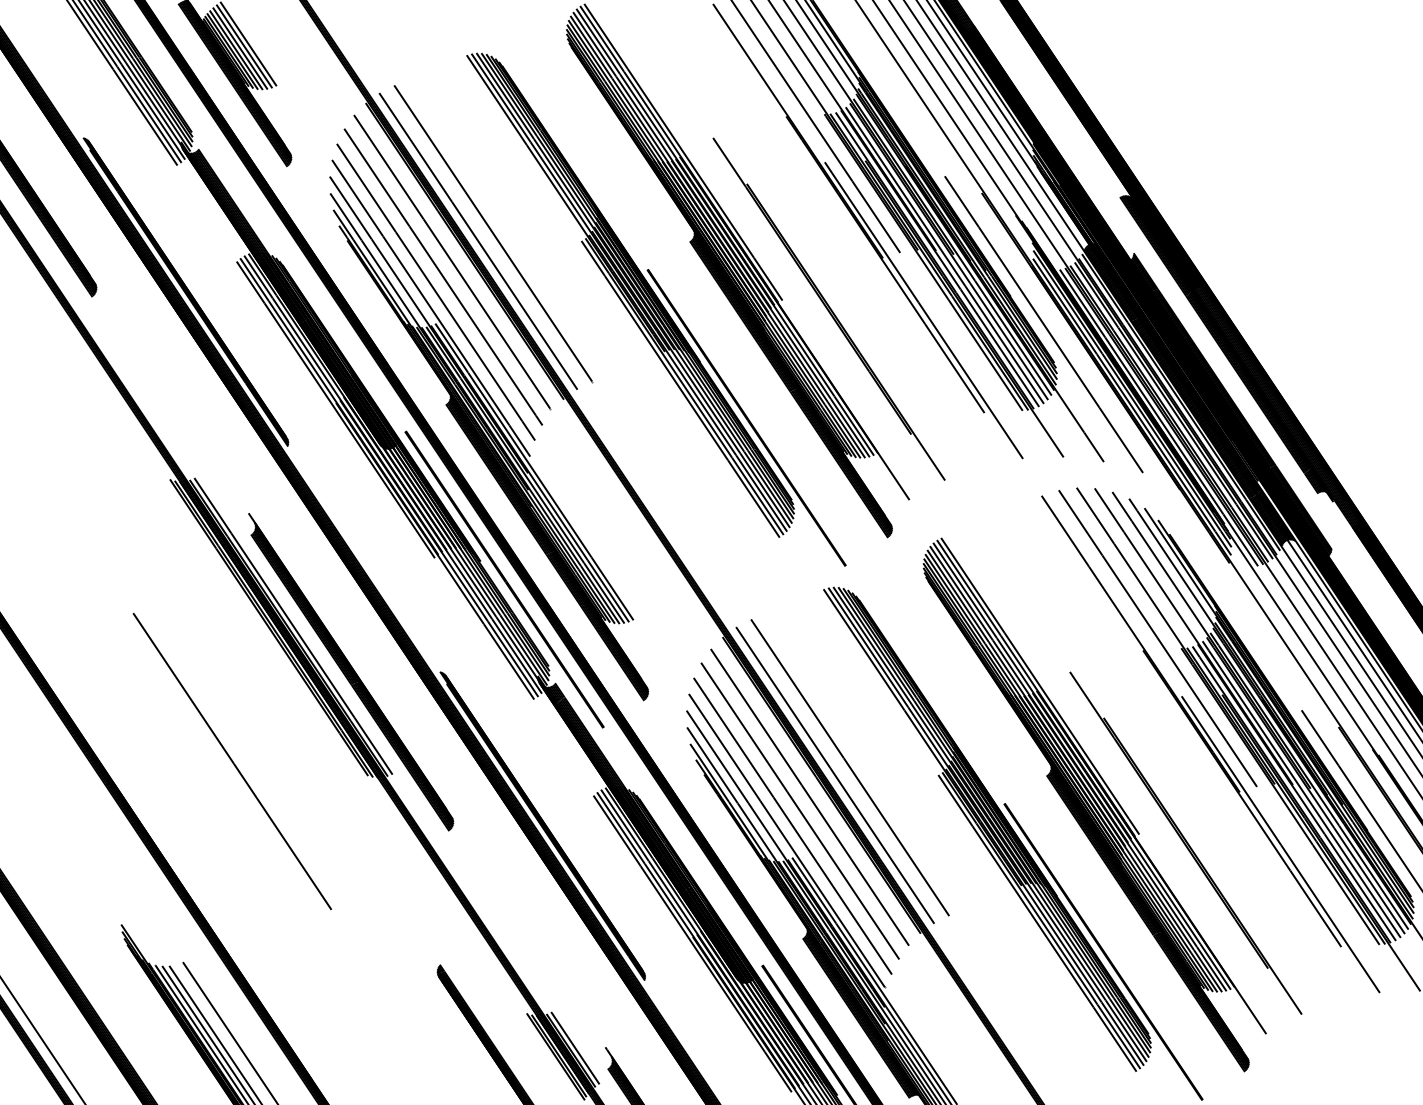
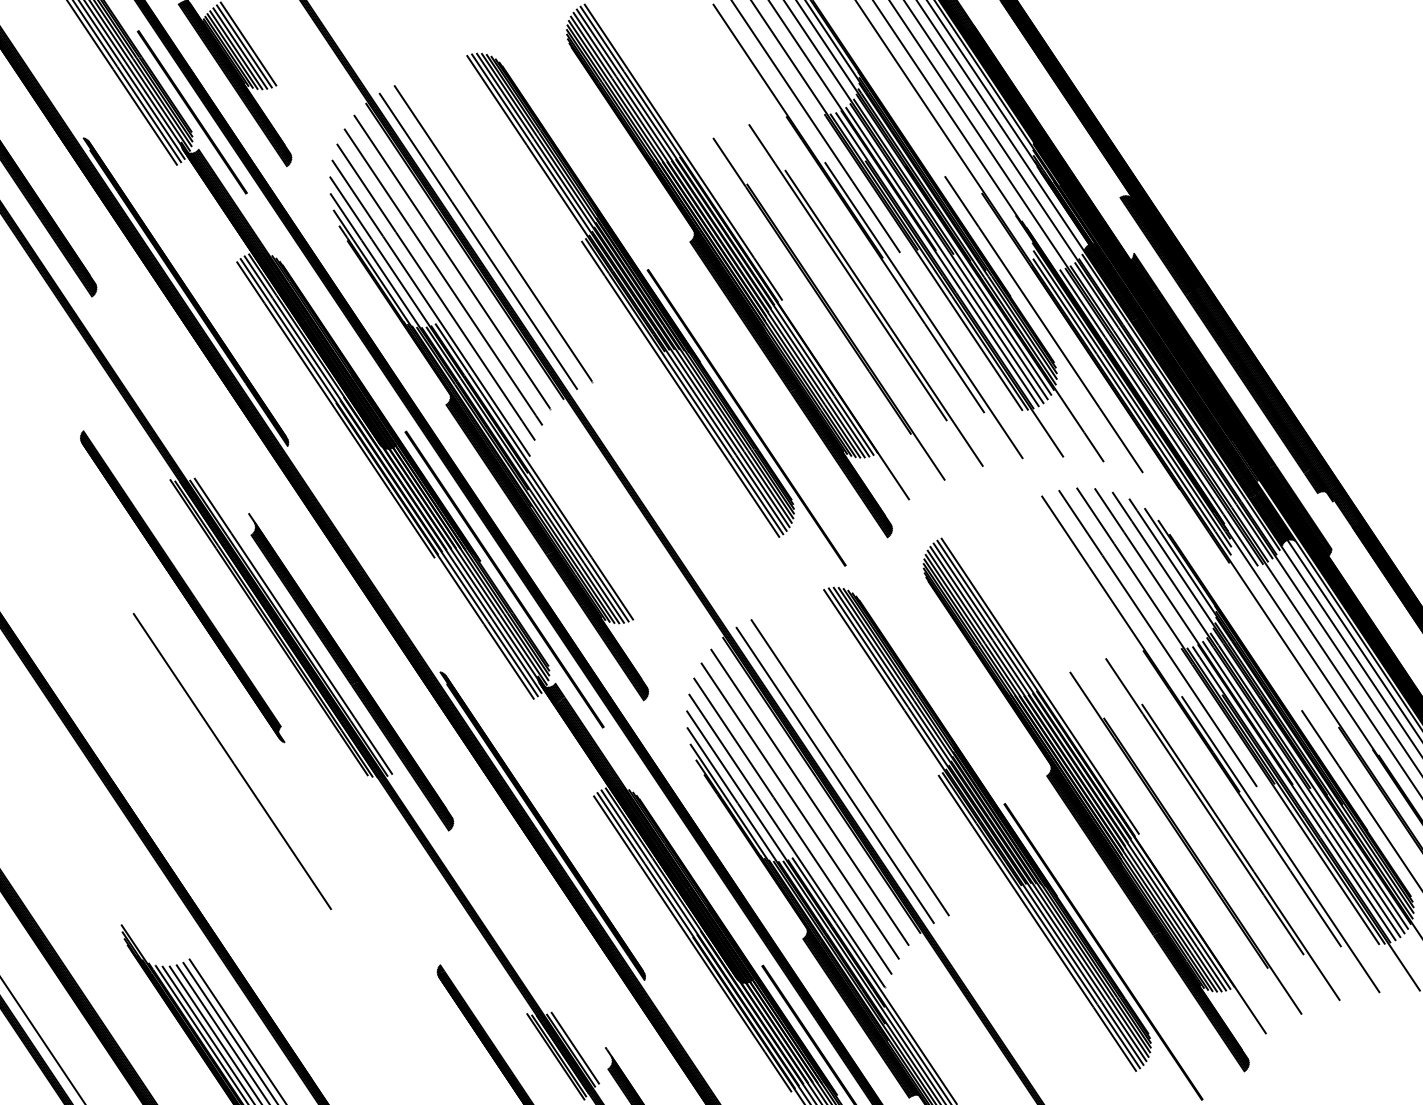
line: none -> present (191, 112)
part: none -> present (865, 295)
part: none -> present (182, 586)
part: none -> present (1222, 829)
line: none -> present (236, 1029)
line: none -> present (221, 1032)
